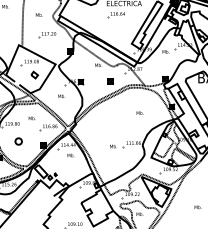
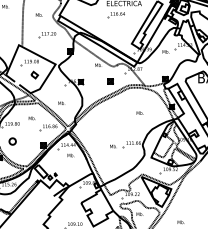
text position: (61, 95) -> (61, 102) (61, 102)
part position: (18, 141) -> (12, 141) (12, 141)
text position: (197, 207) -> (180, 222) (180, 222)
